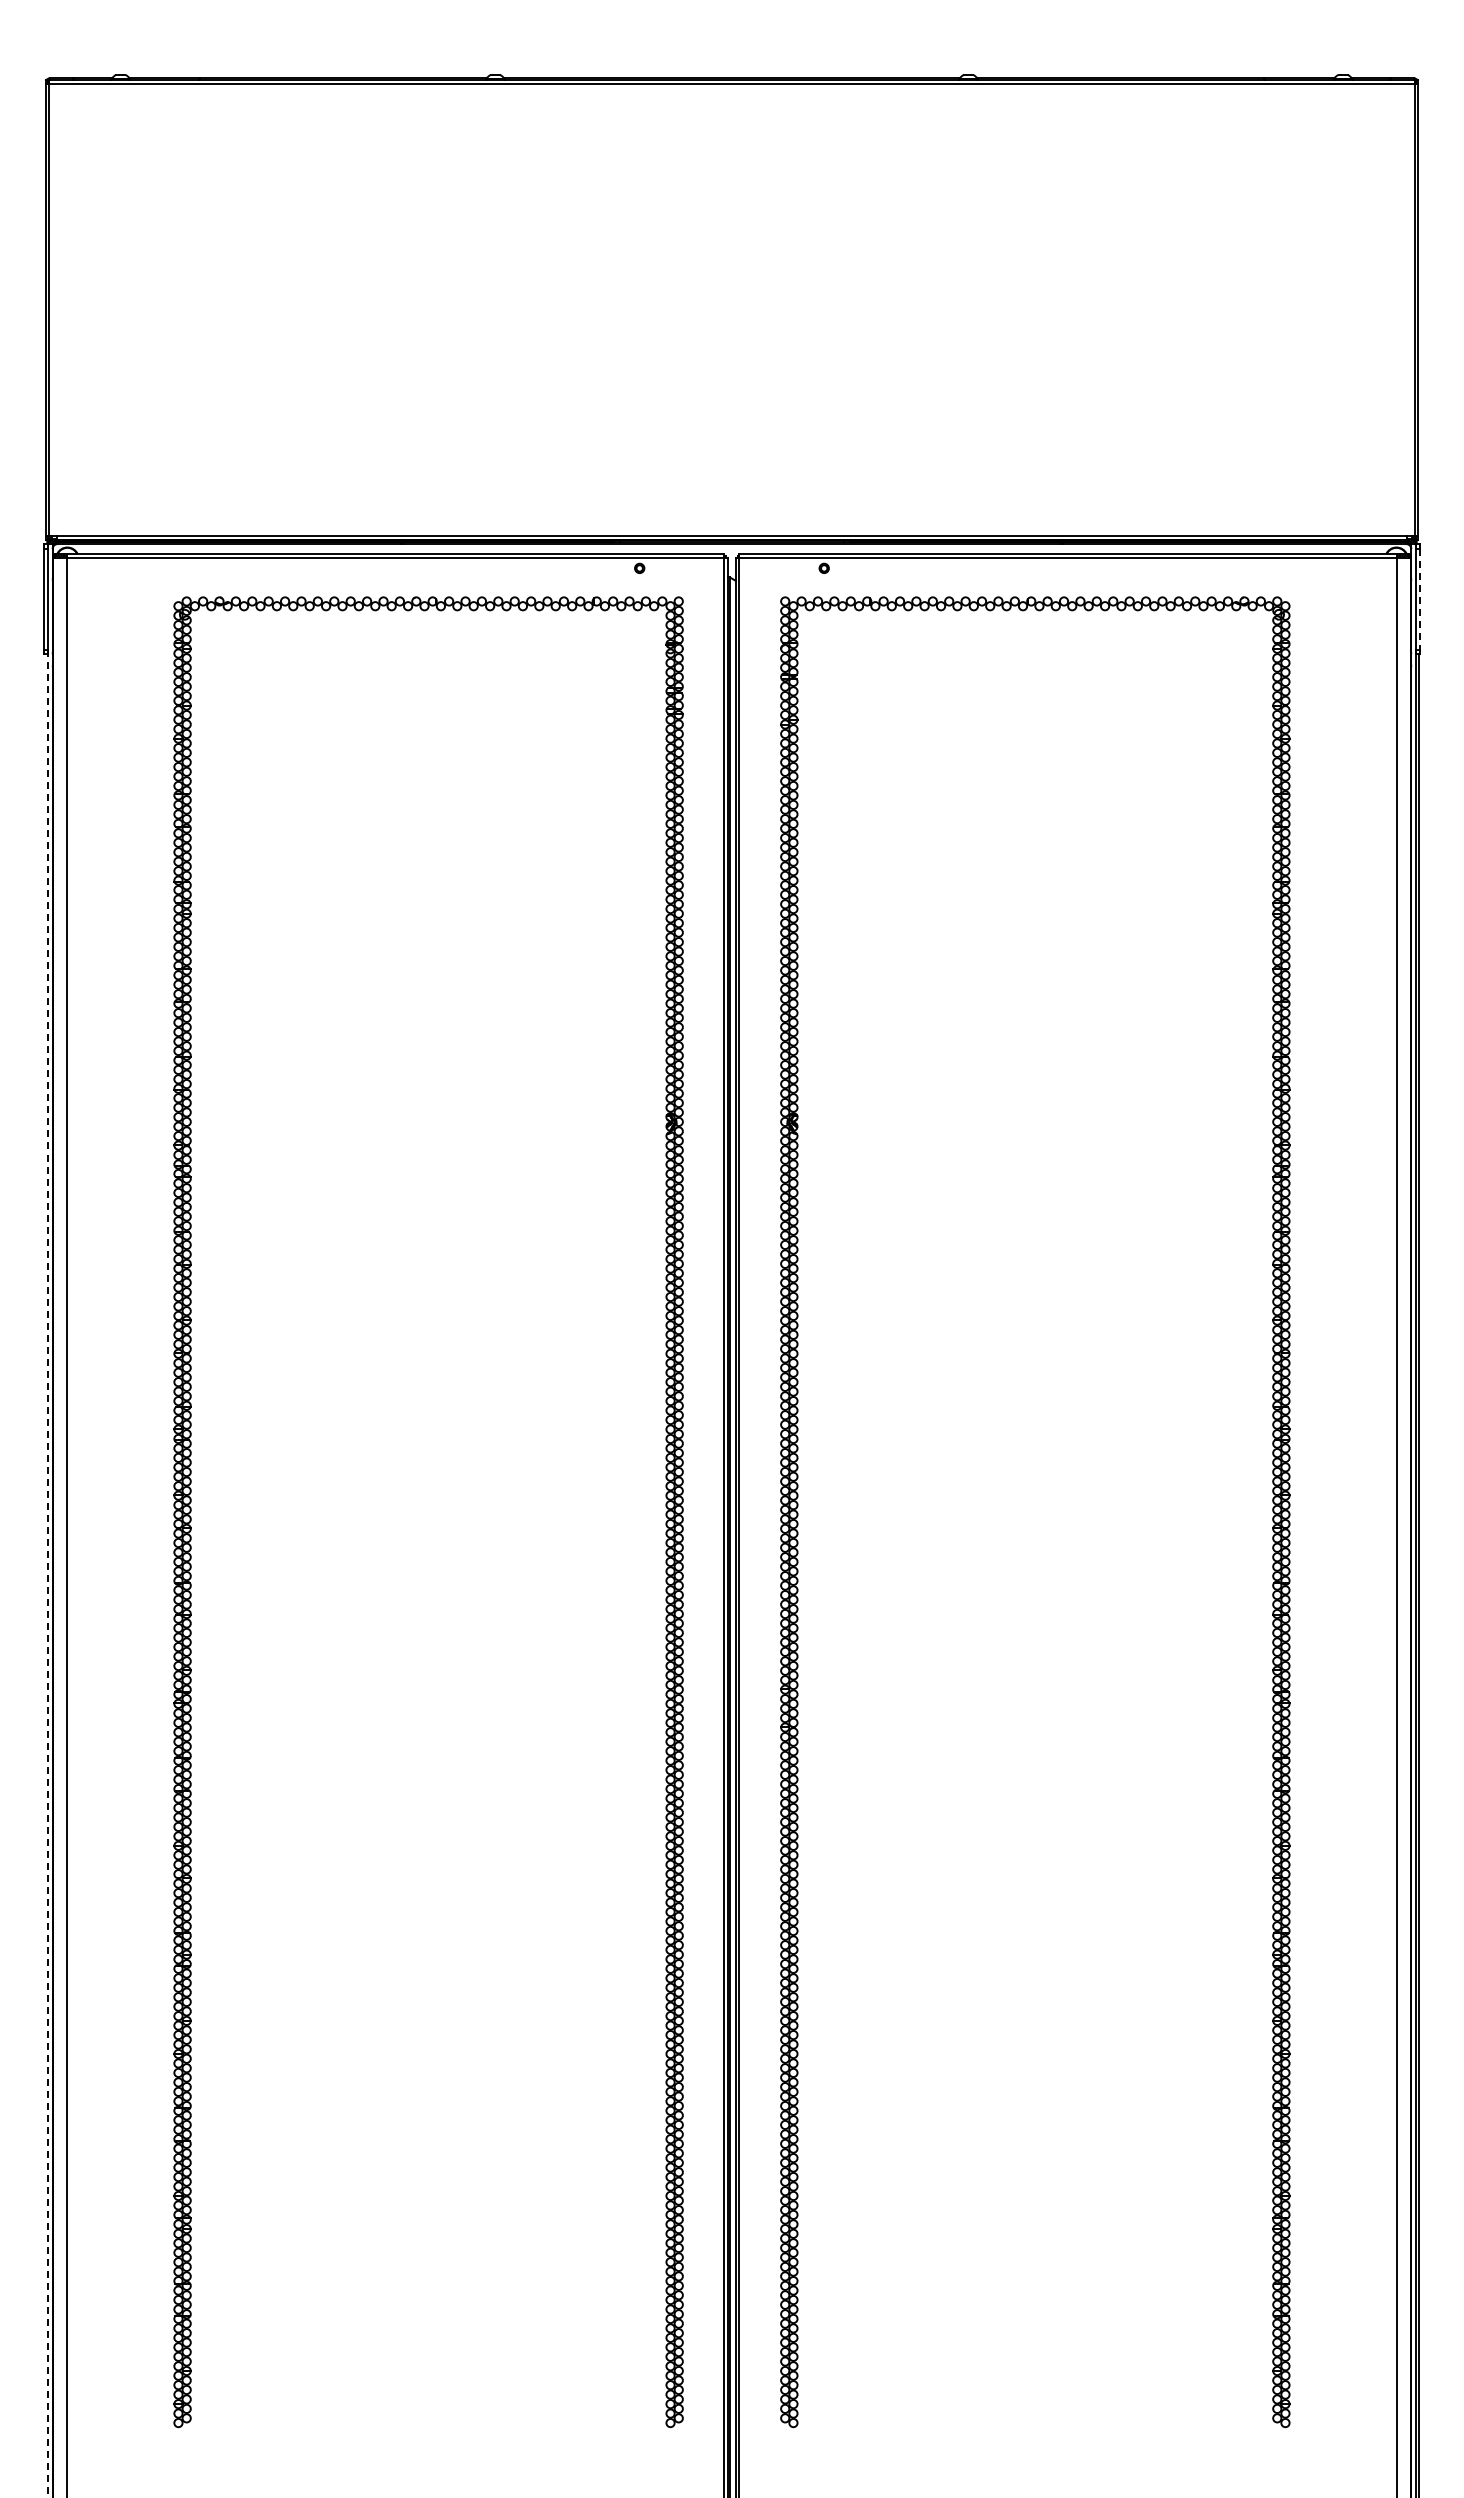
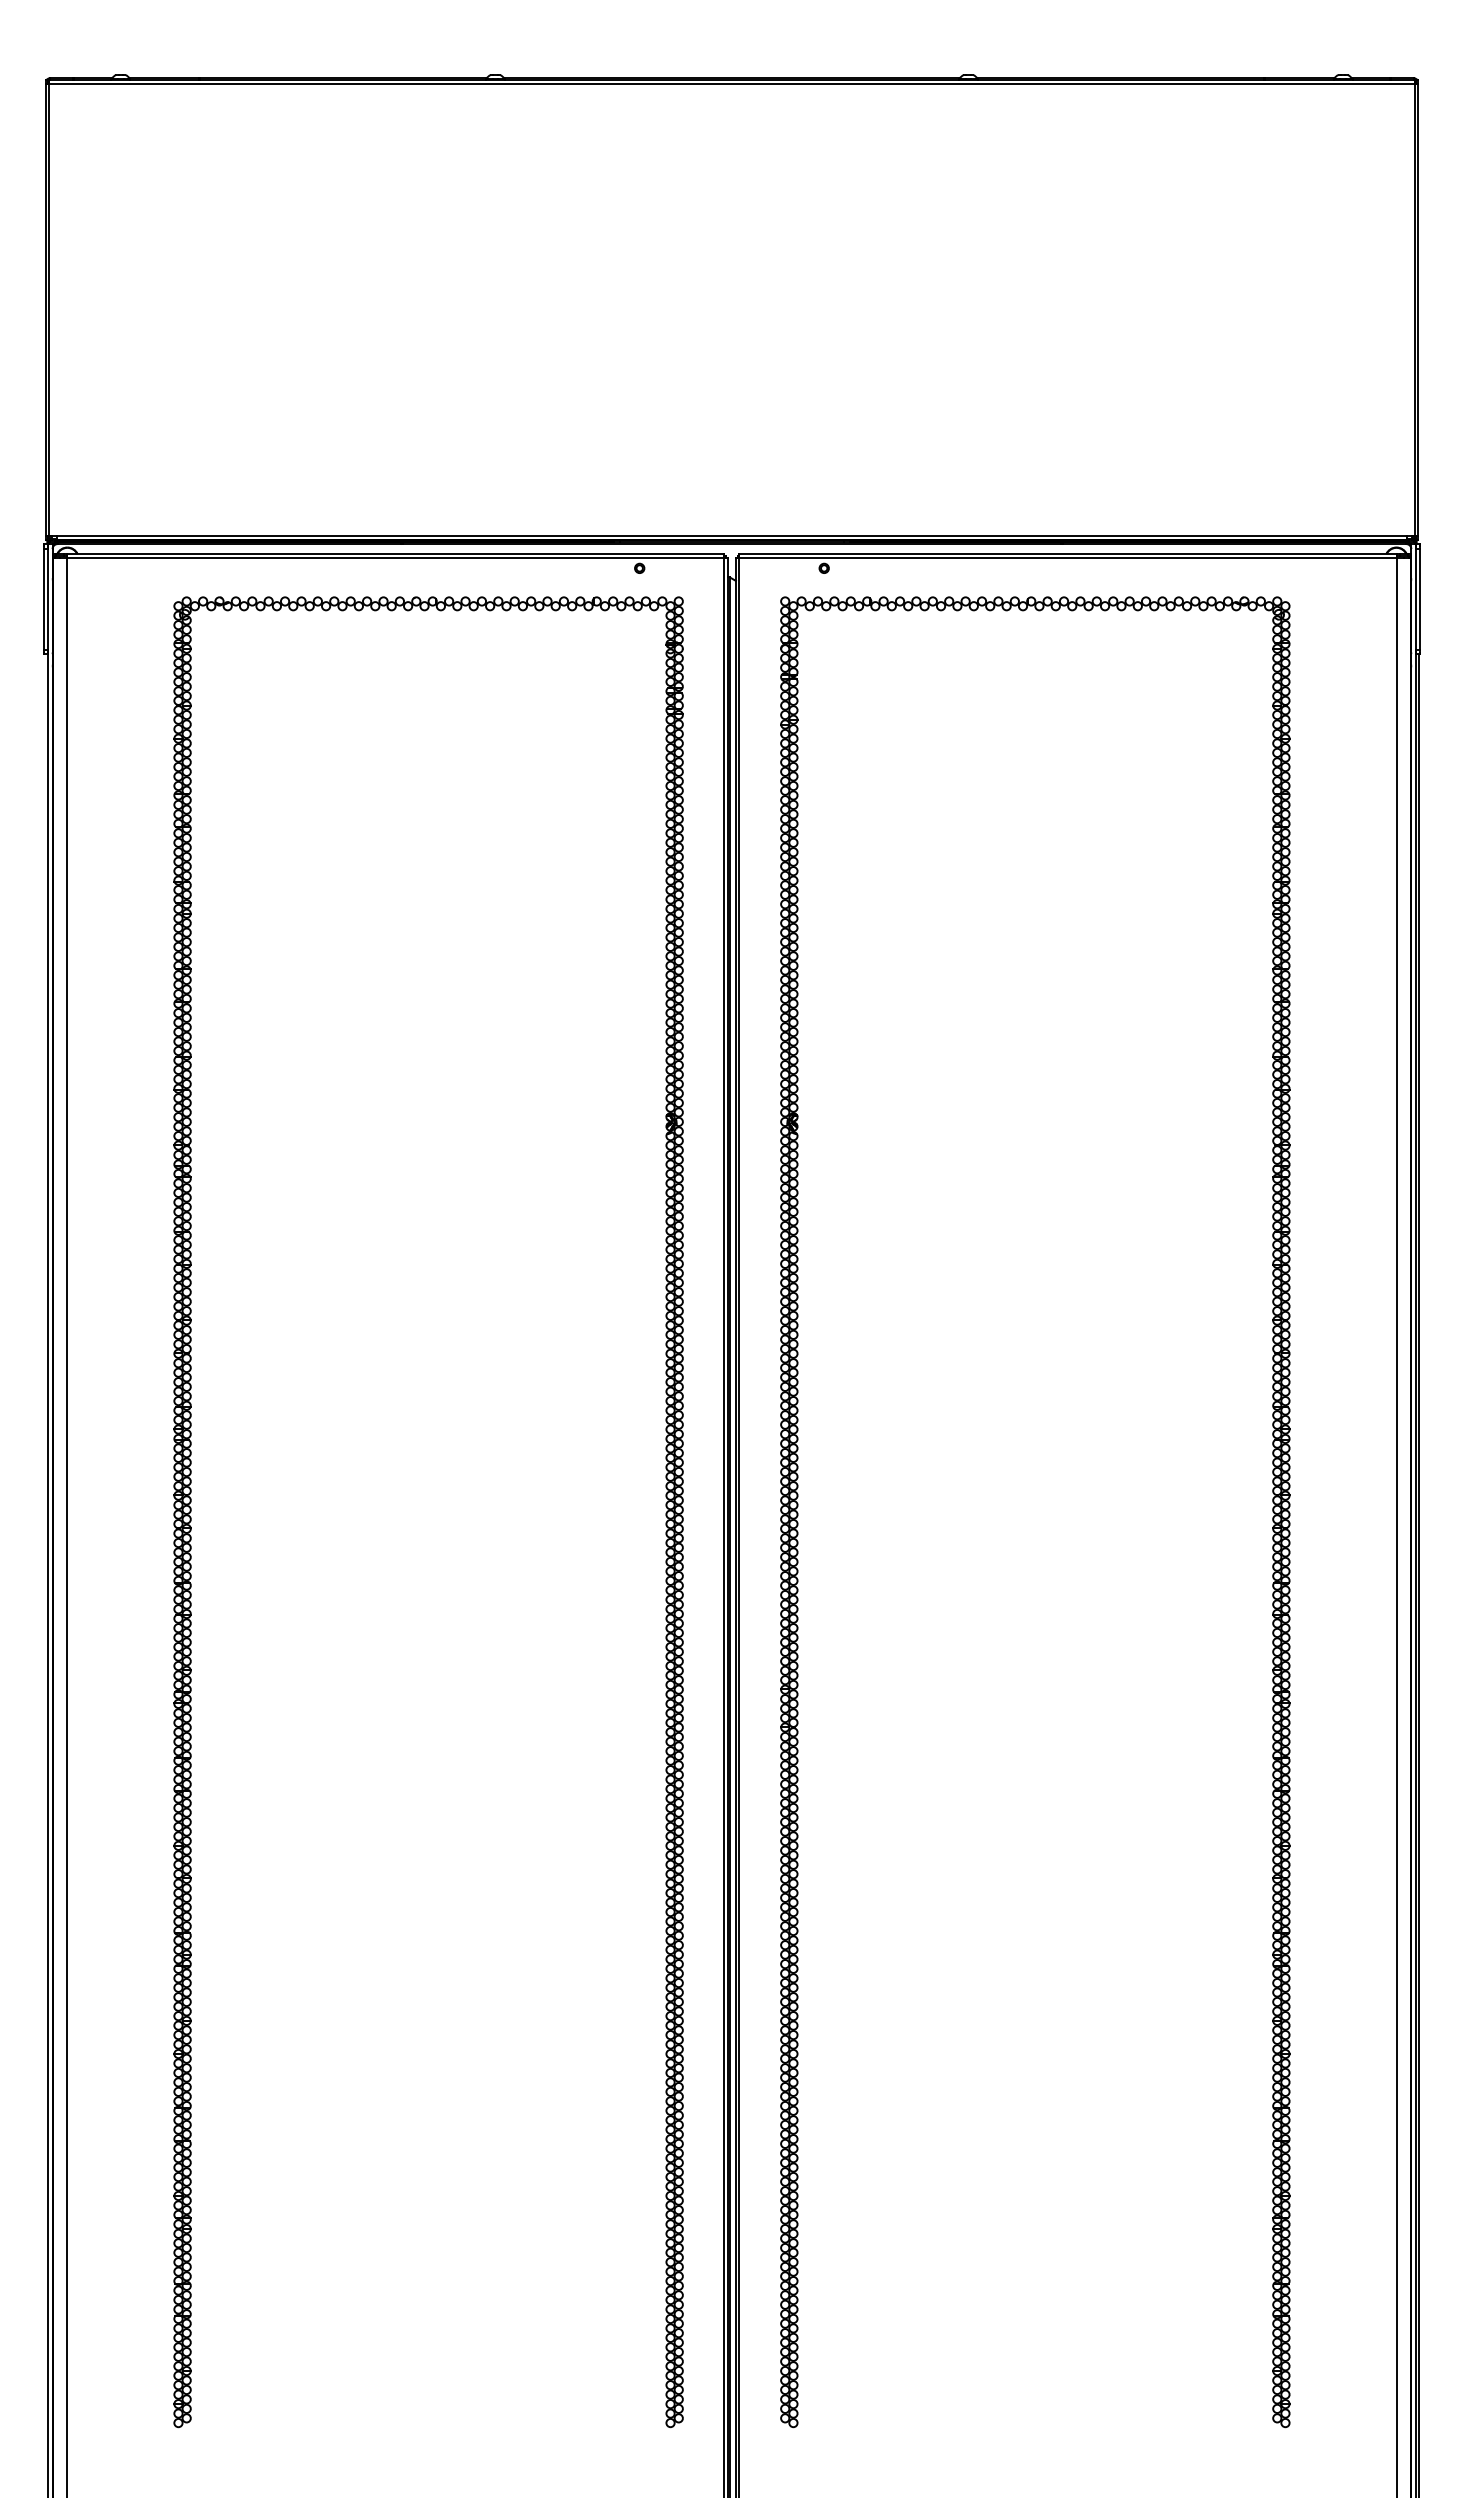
line: dashed -> solid (1420, 599)
line: dashed -> solid (47, 1573)
